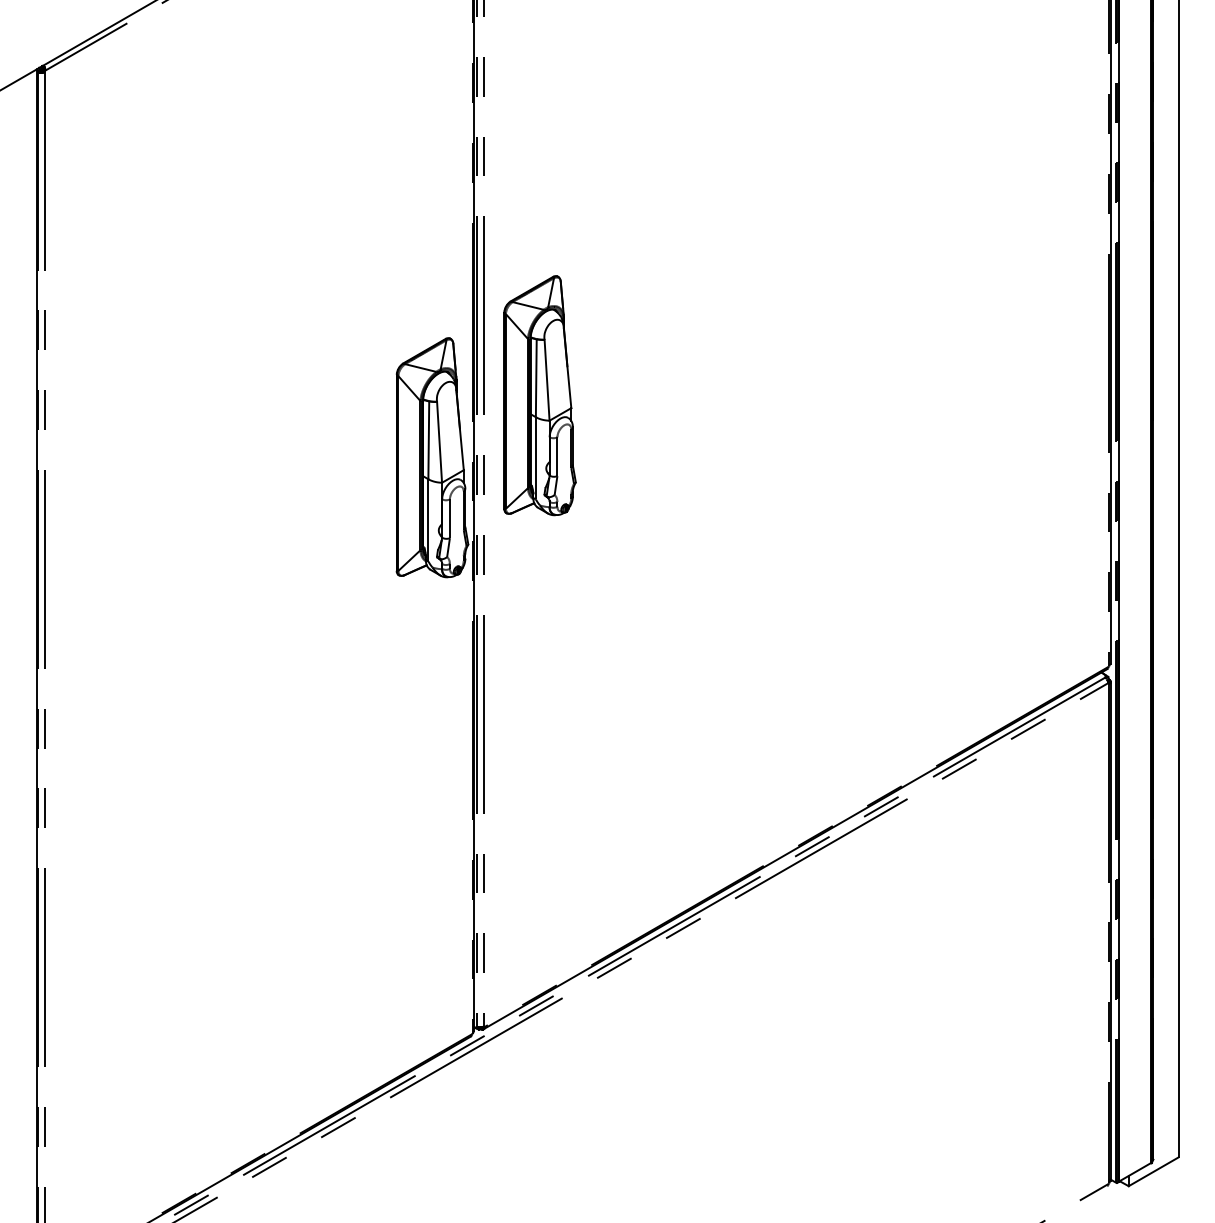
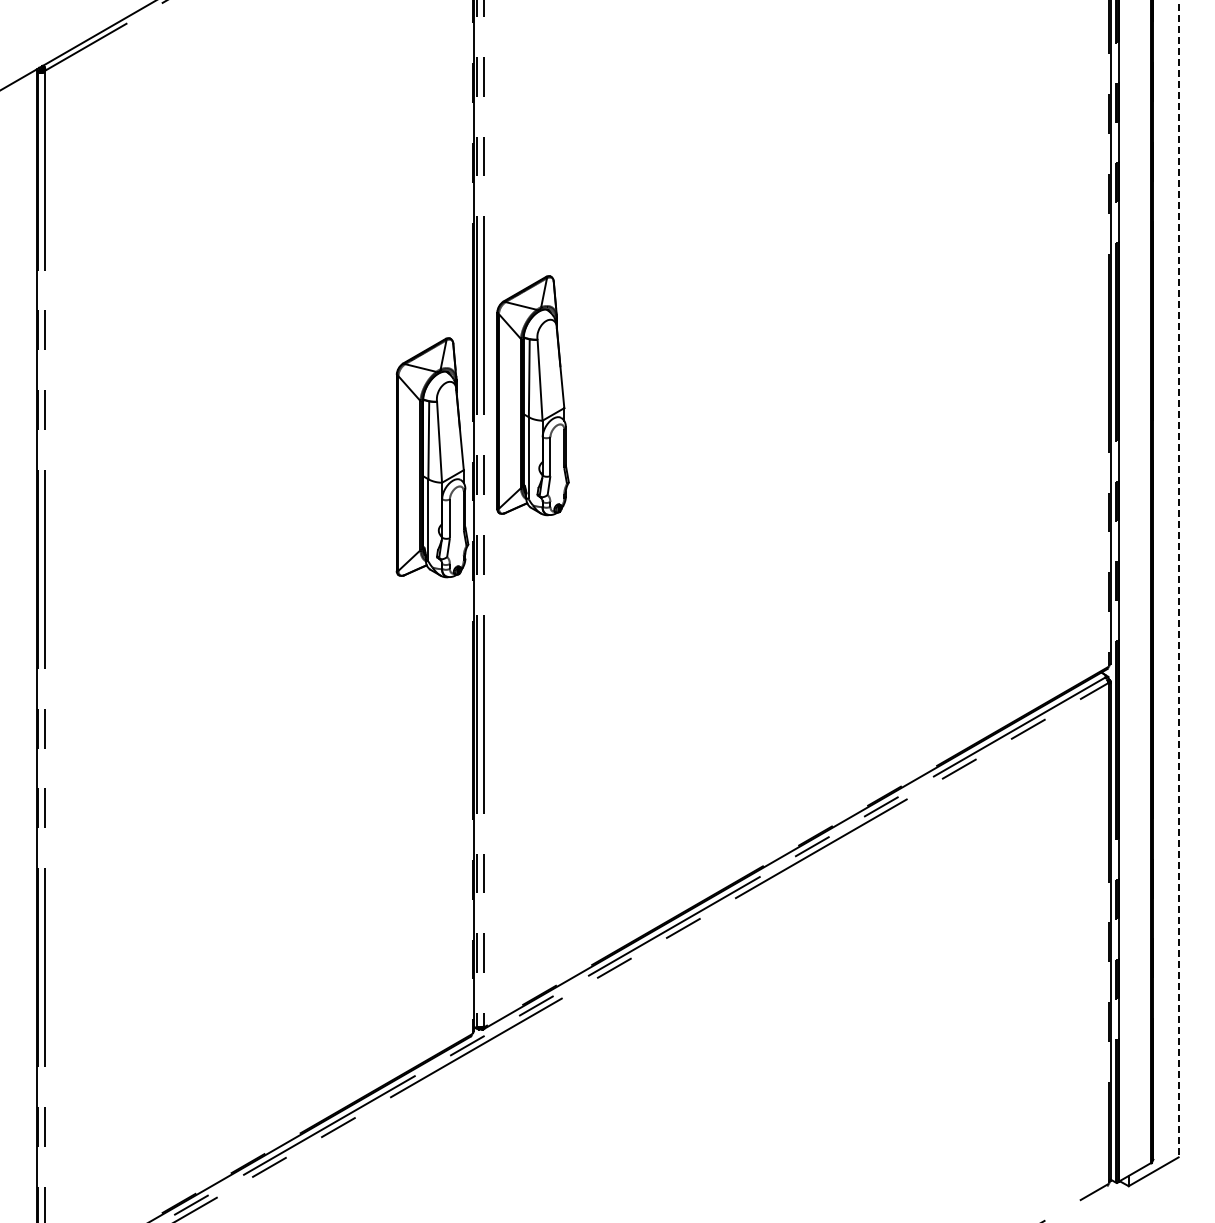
part position: (539, 395) -> (532, 395) (532, 395)
line: solid -> dashed (1178, 579)
